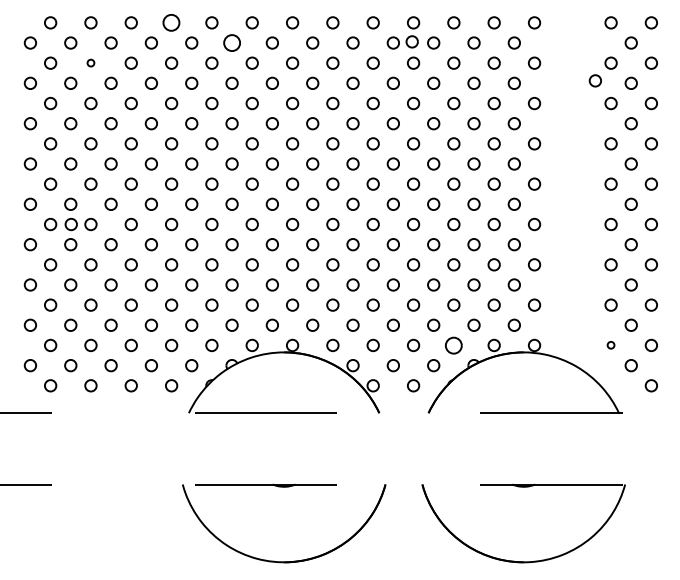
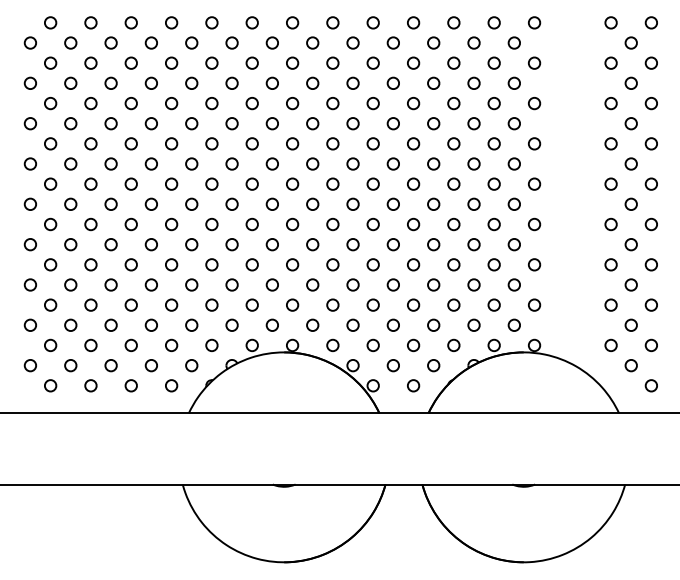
circle size: 19x18 px -> 14x14 px (171, 22)
circle: present -> none (411, 41)
circle size: 18x18 px -> 14x14 px (231, 42)
circle size: 10x10 px -> 14x14 px (90, 62)
circle: present -> none (594, 80)
circle: present -> none (70, 224)
circle size: 18x19 px -> 14x14 px (453, 344)
circle size: 10x9 px -> 14x14 px (610, 344)
line: dashed -> solid (340, 413)
line: dashed -> solid (340, 484)
